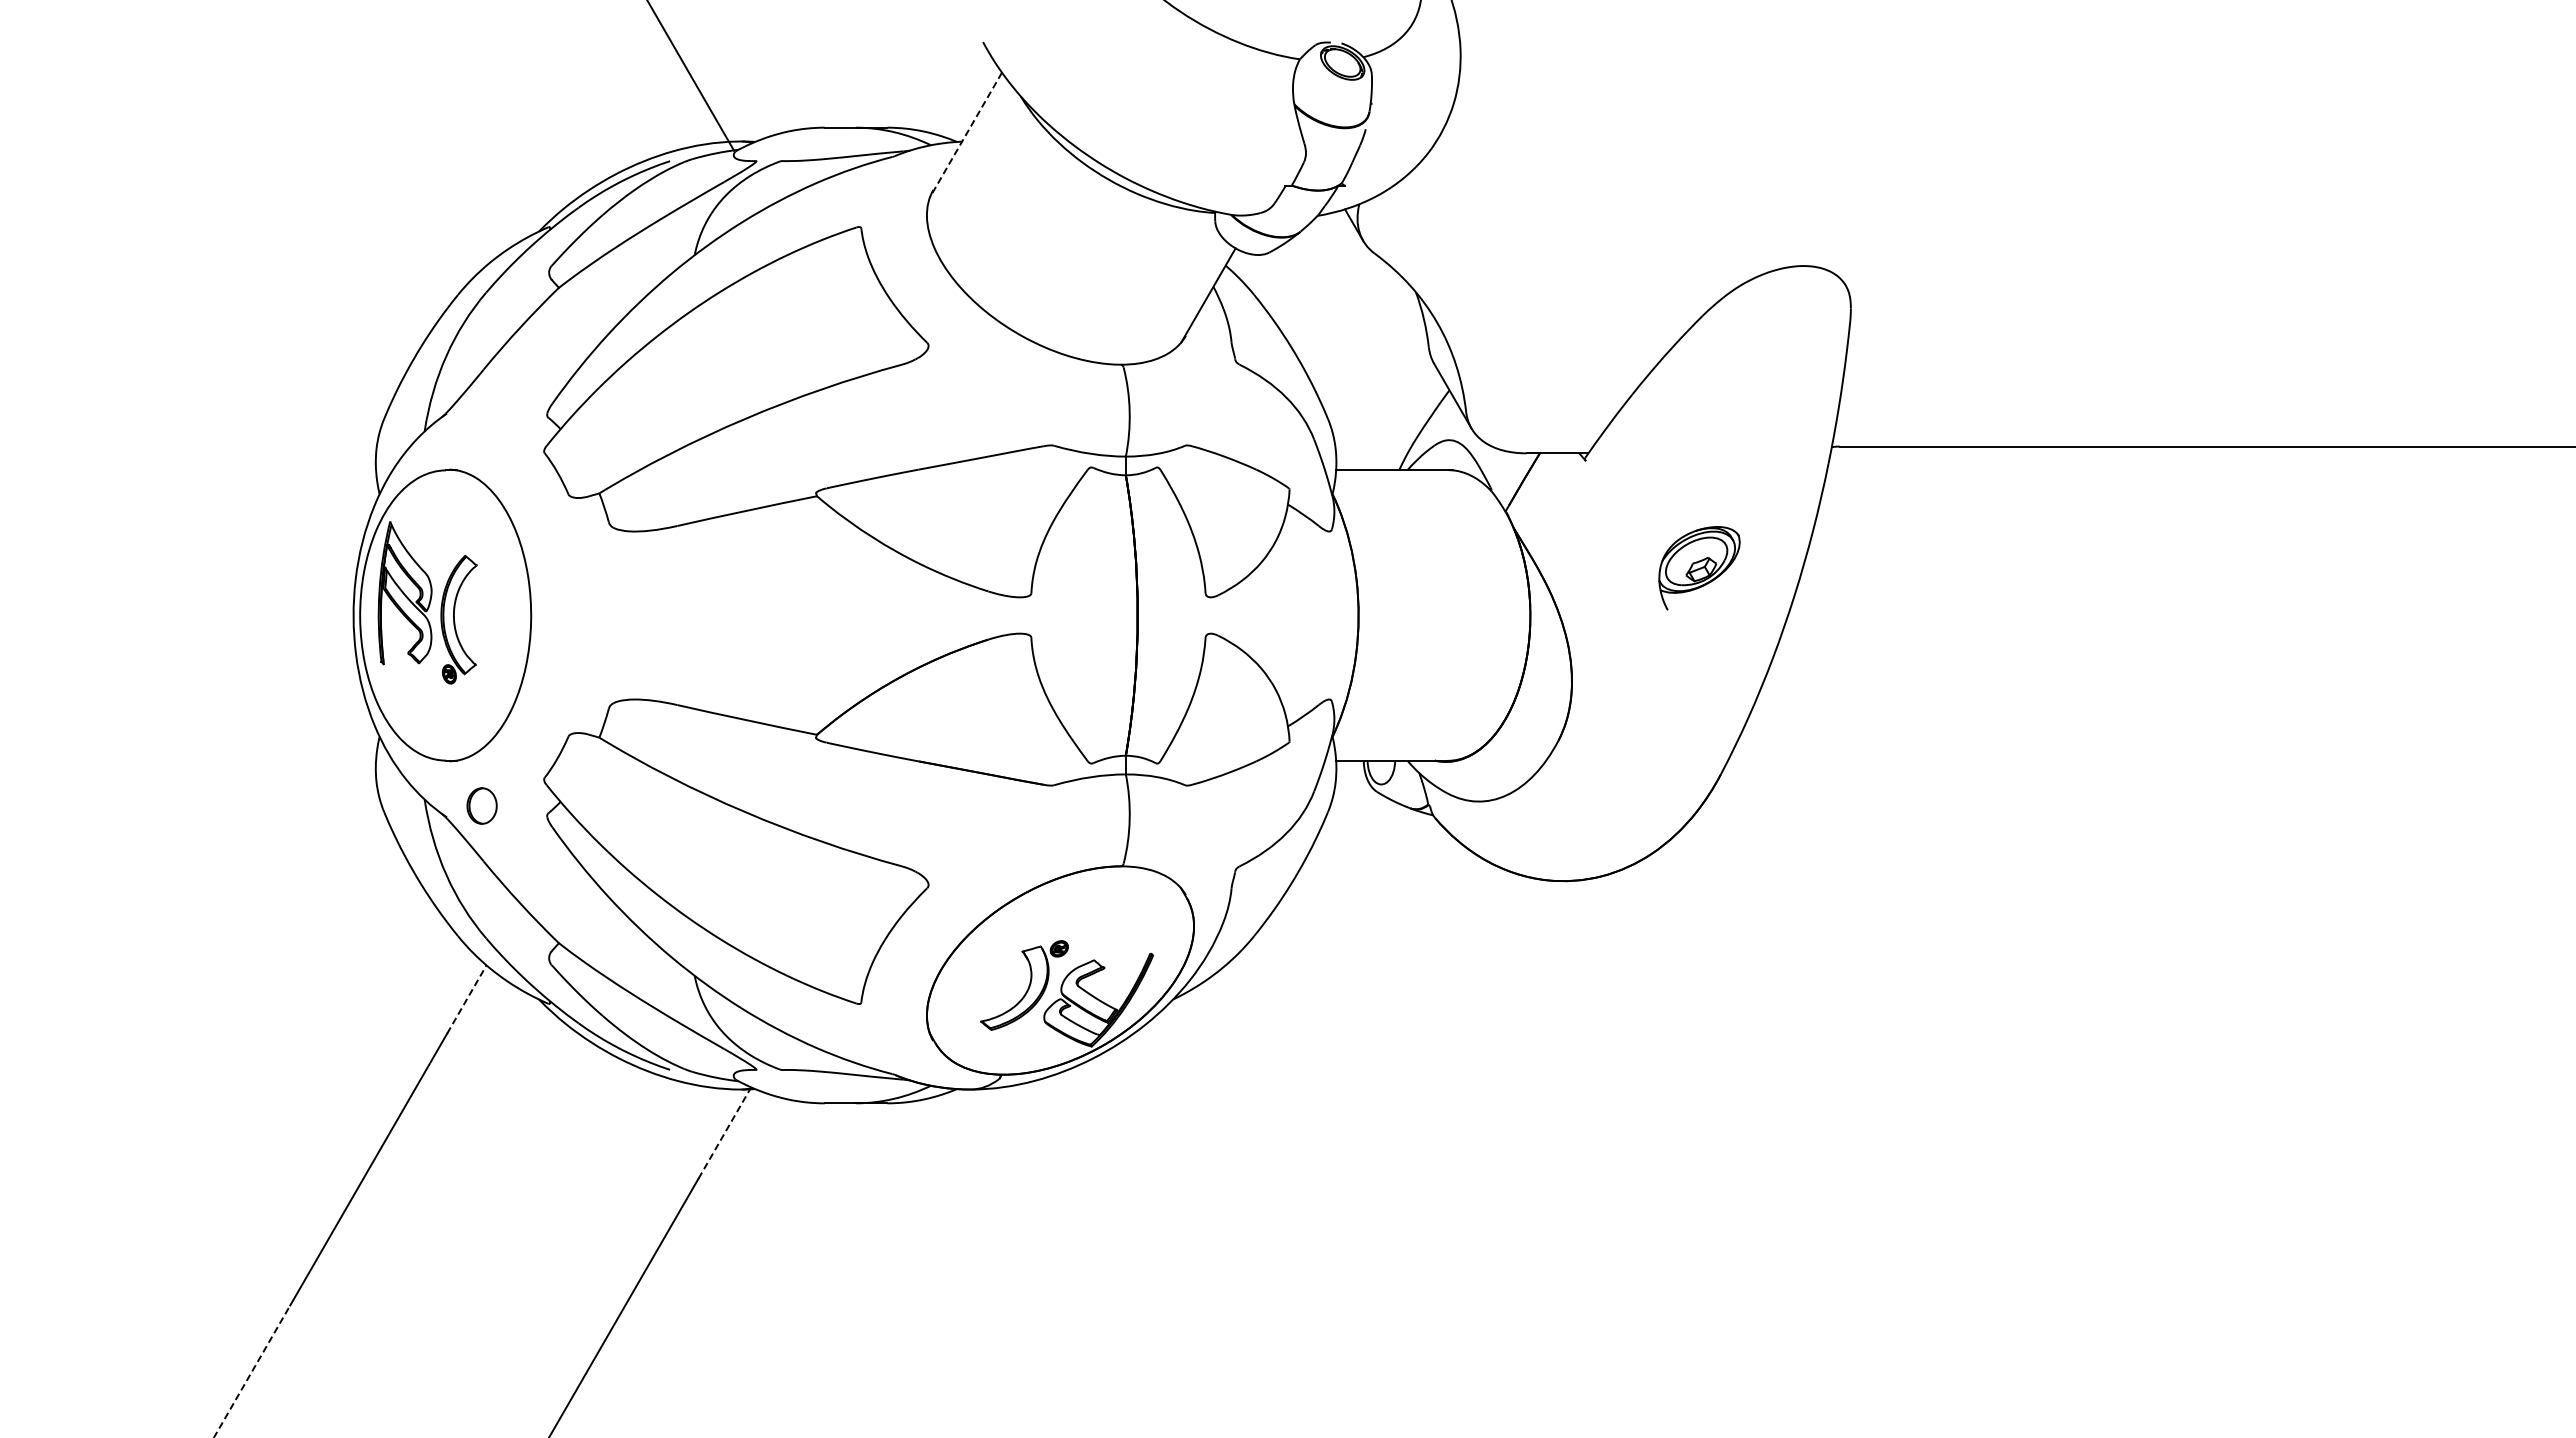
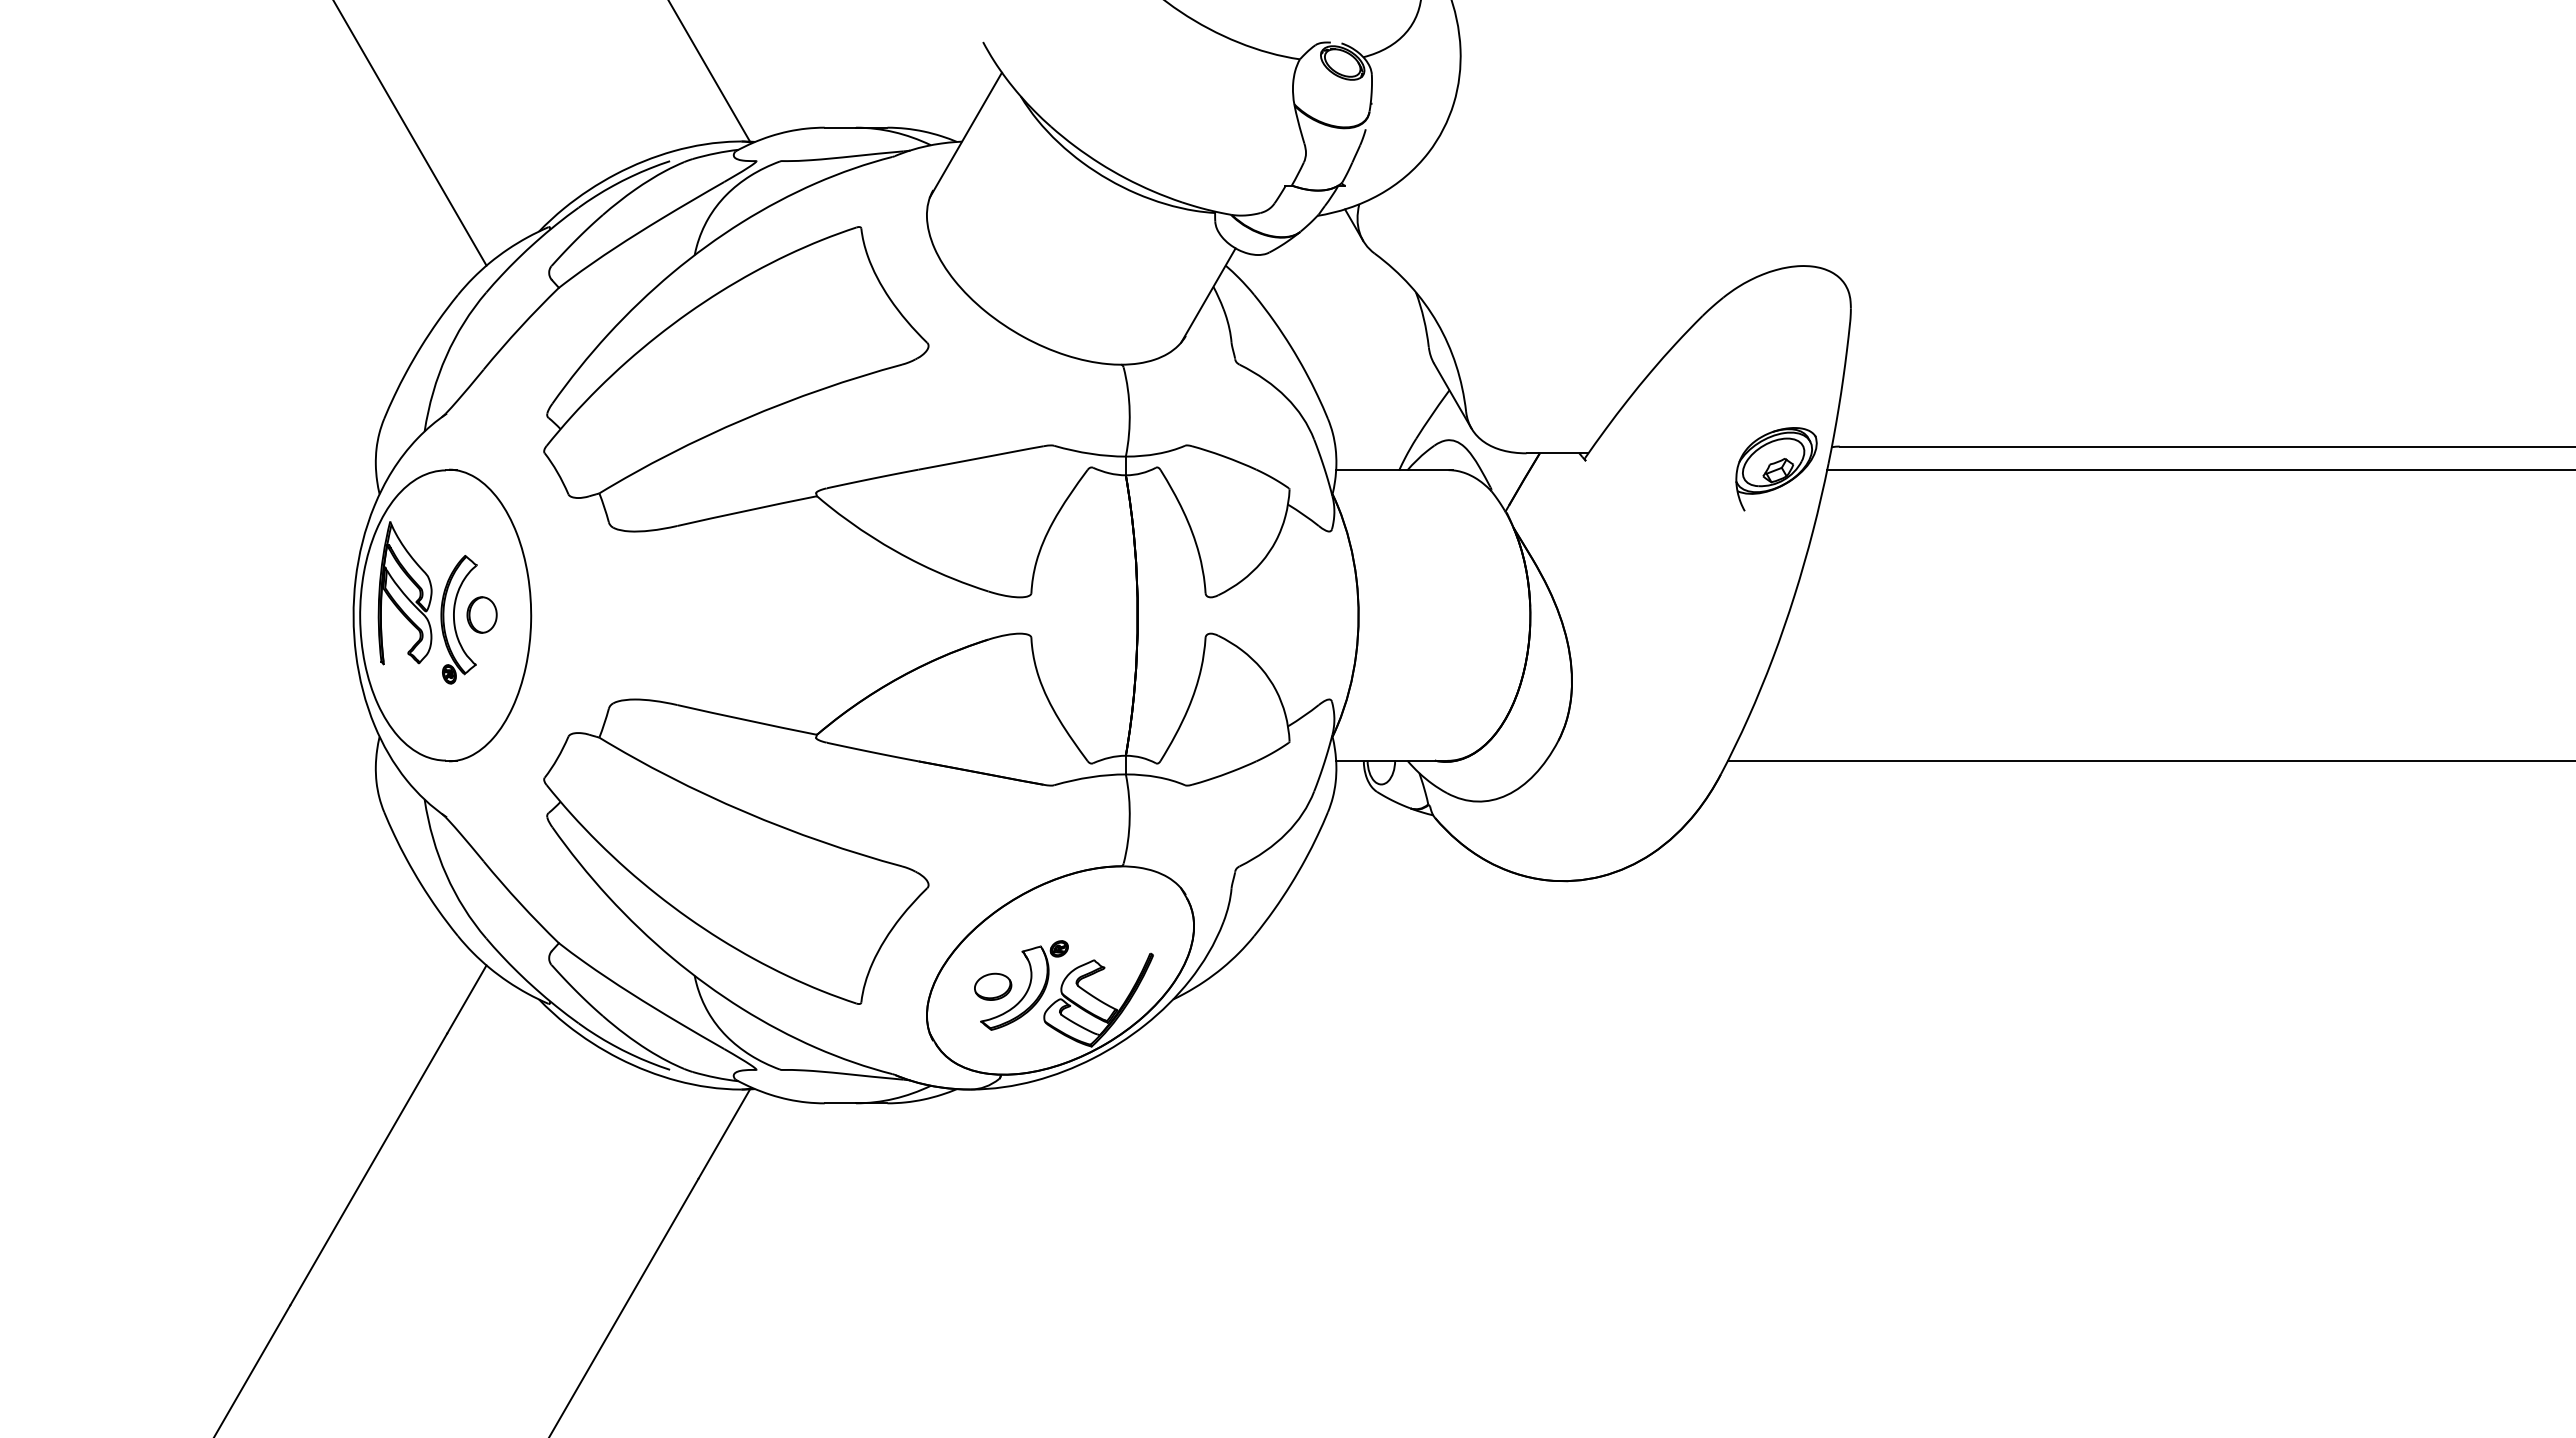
line position: (691, 76) -> (709, 71) (709, 71)
line: none -> present (410, 133)
line: dashed -> solid (965, 135)
line: none -> present (2199, 470)
part position: (1699, 568) -> (1776, 469) (1776, 469)
line: none -> present (2150, 760)
part position: (481, 805) -> (481, 614) (481, 614)
part: none -> present (993, 986)
line: dashed -> solid (467, 999)
line: dashed -> solid (724, 1134)
line: dashed -> solid (252, 1371)
